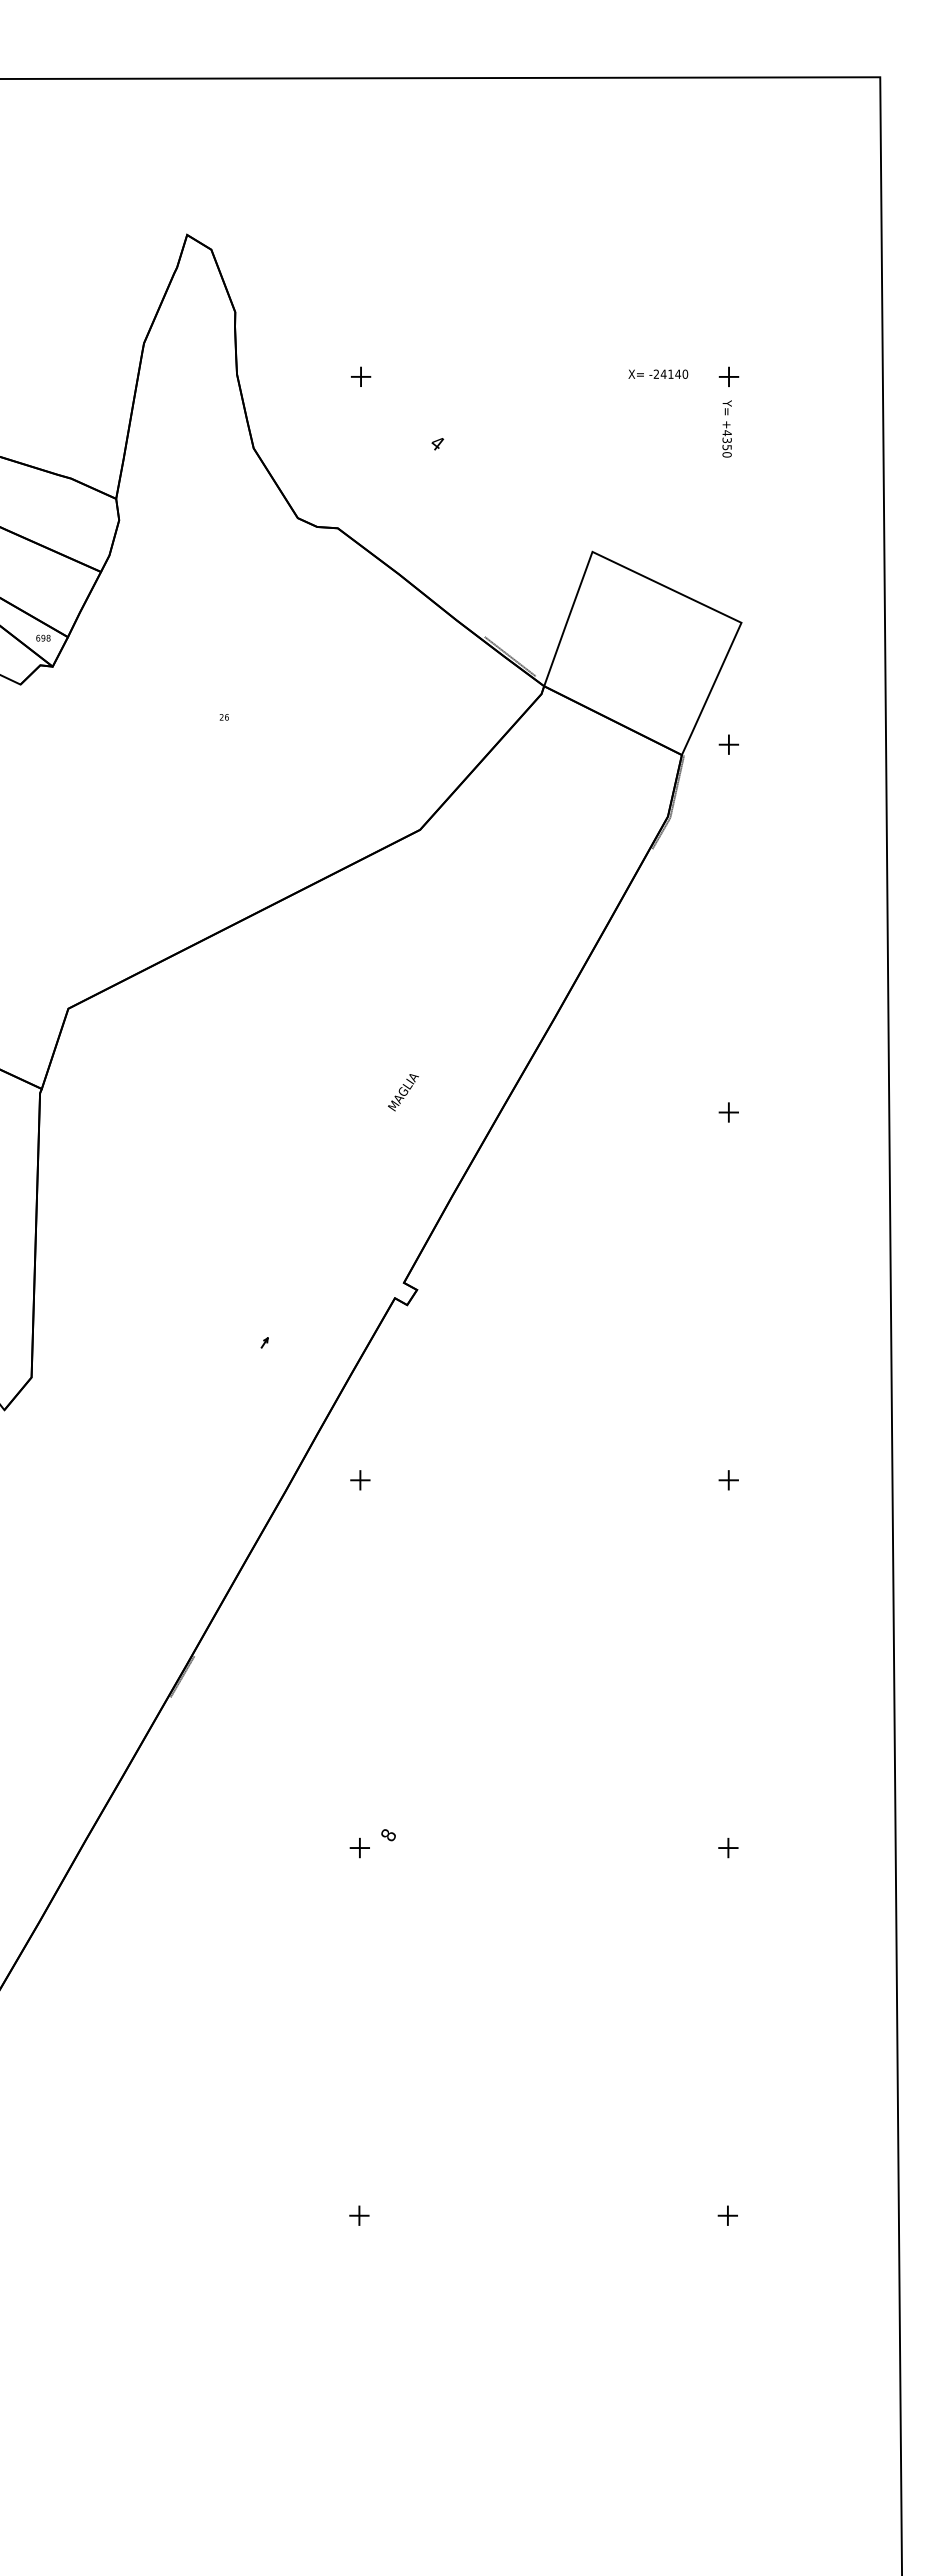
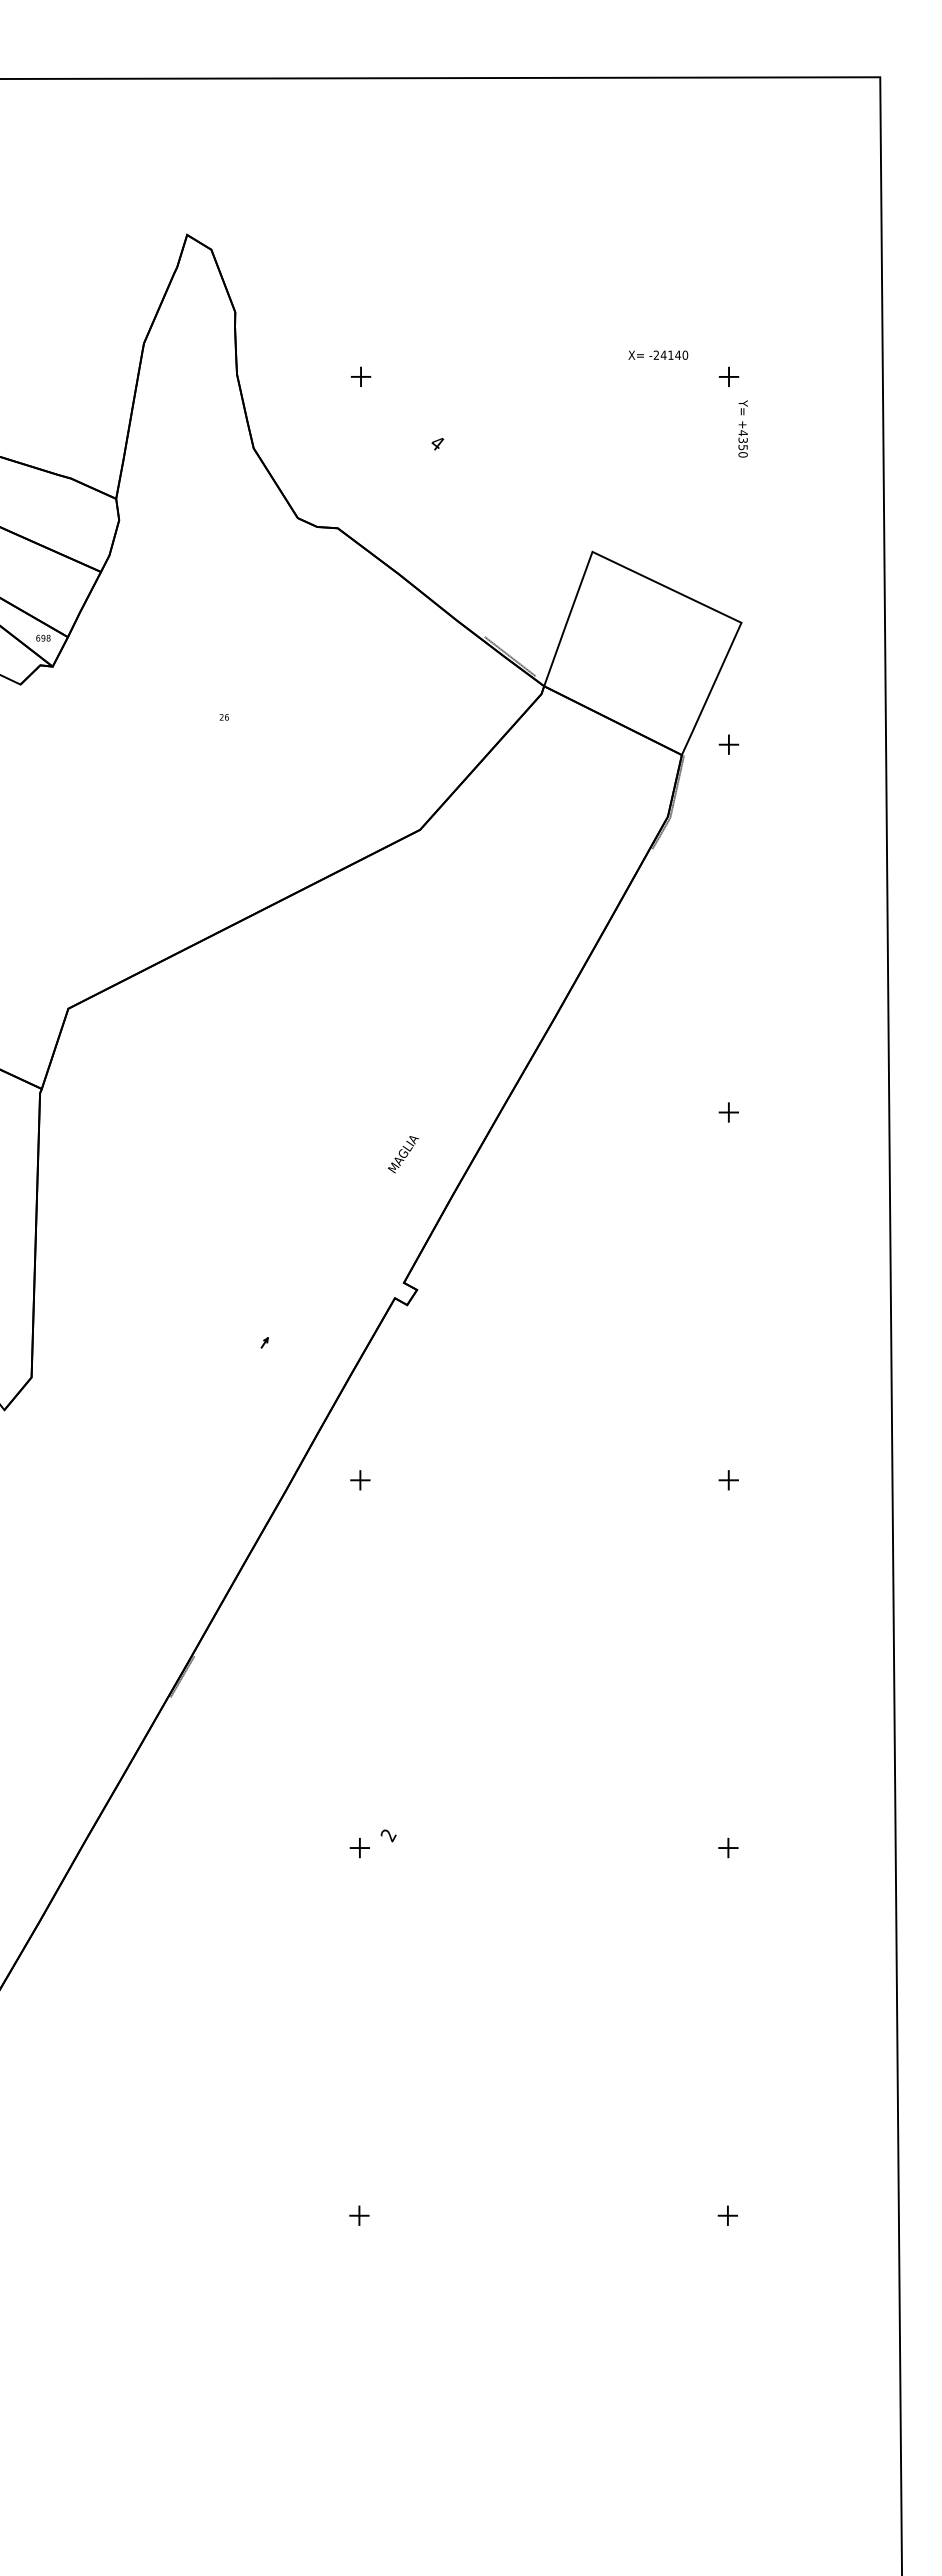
text position: (658, 373) -> (658, 354) (658, 354)
text position: (726, 428) -> (742, 428) (742, 428)
text position: (403, 1092) -> (403, 1154) (403, 1154)
text: 8 -> 2 (388, 1835)
